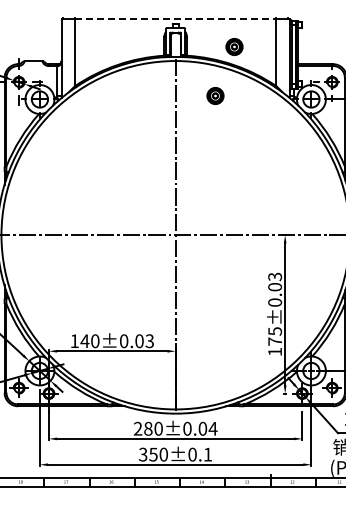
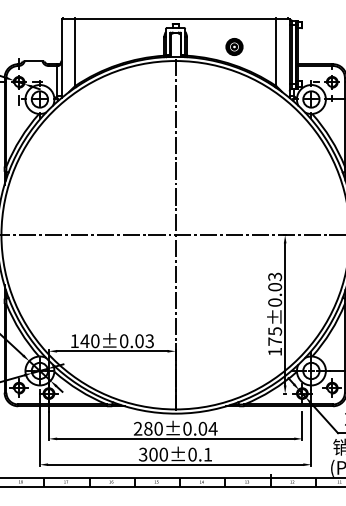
line: dashed -> solid (176, 18)
part: present -> none (215, 95)
text: 350±0.1 -> 300±0.1 (153, 454)
